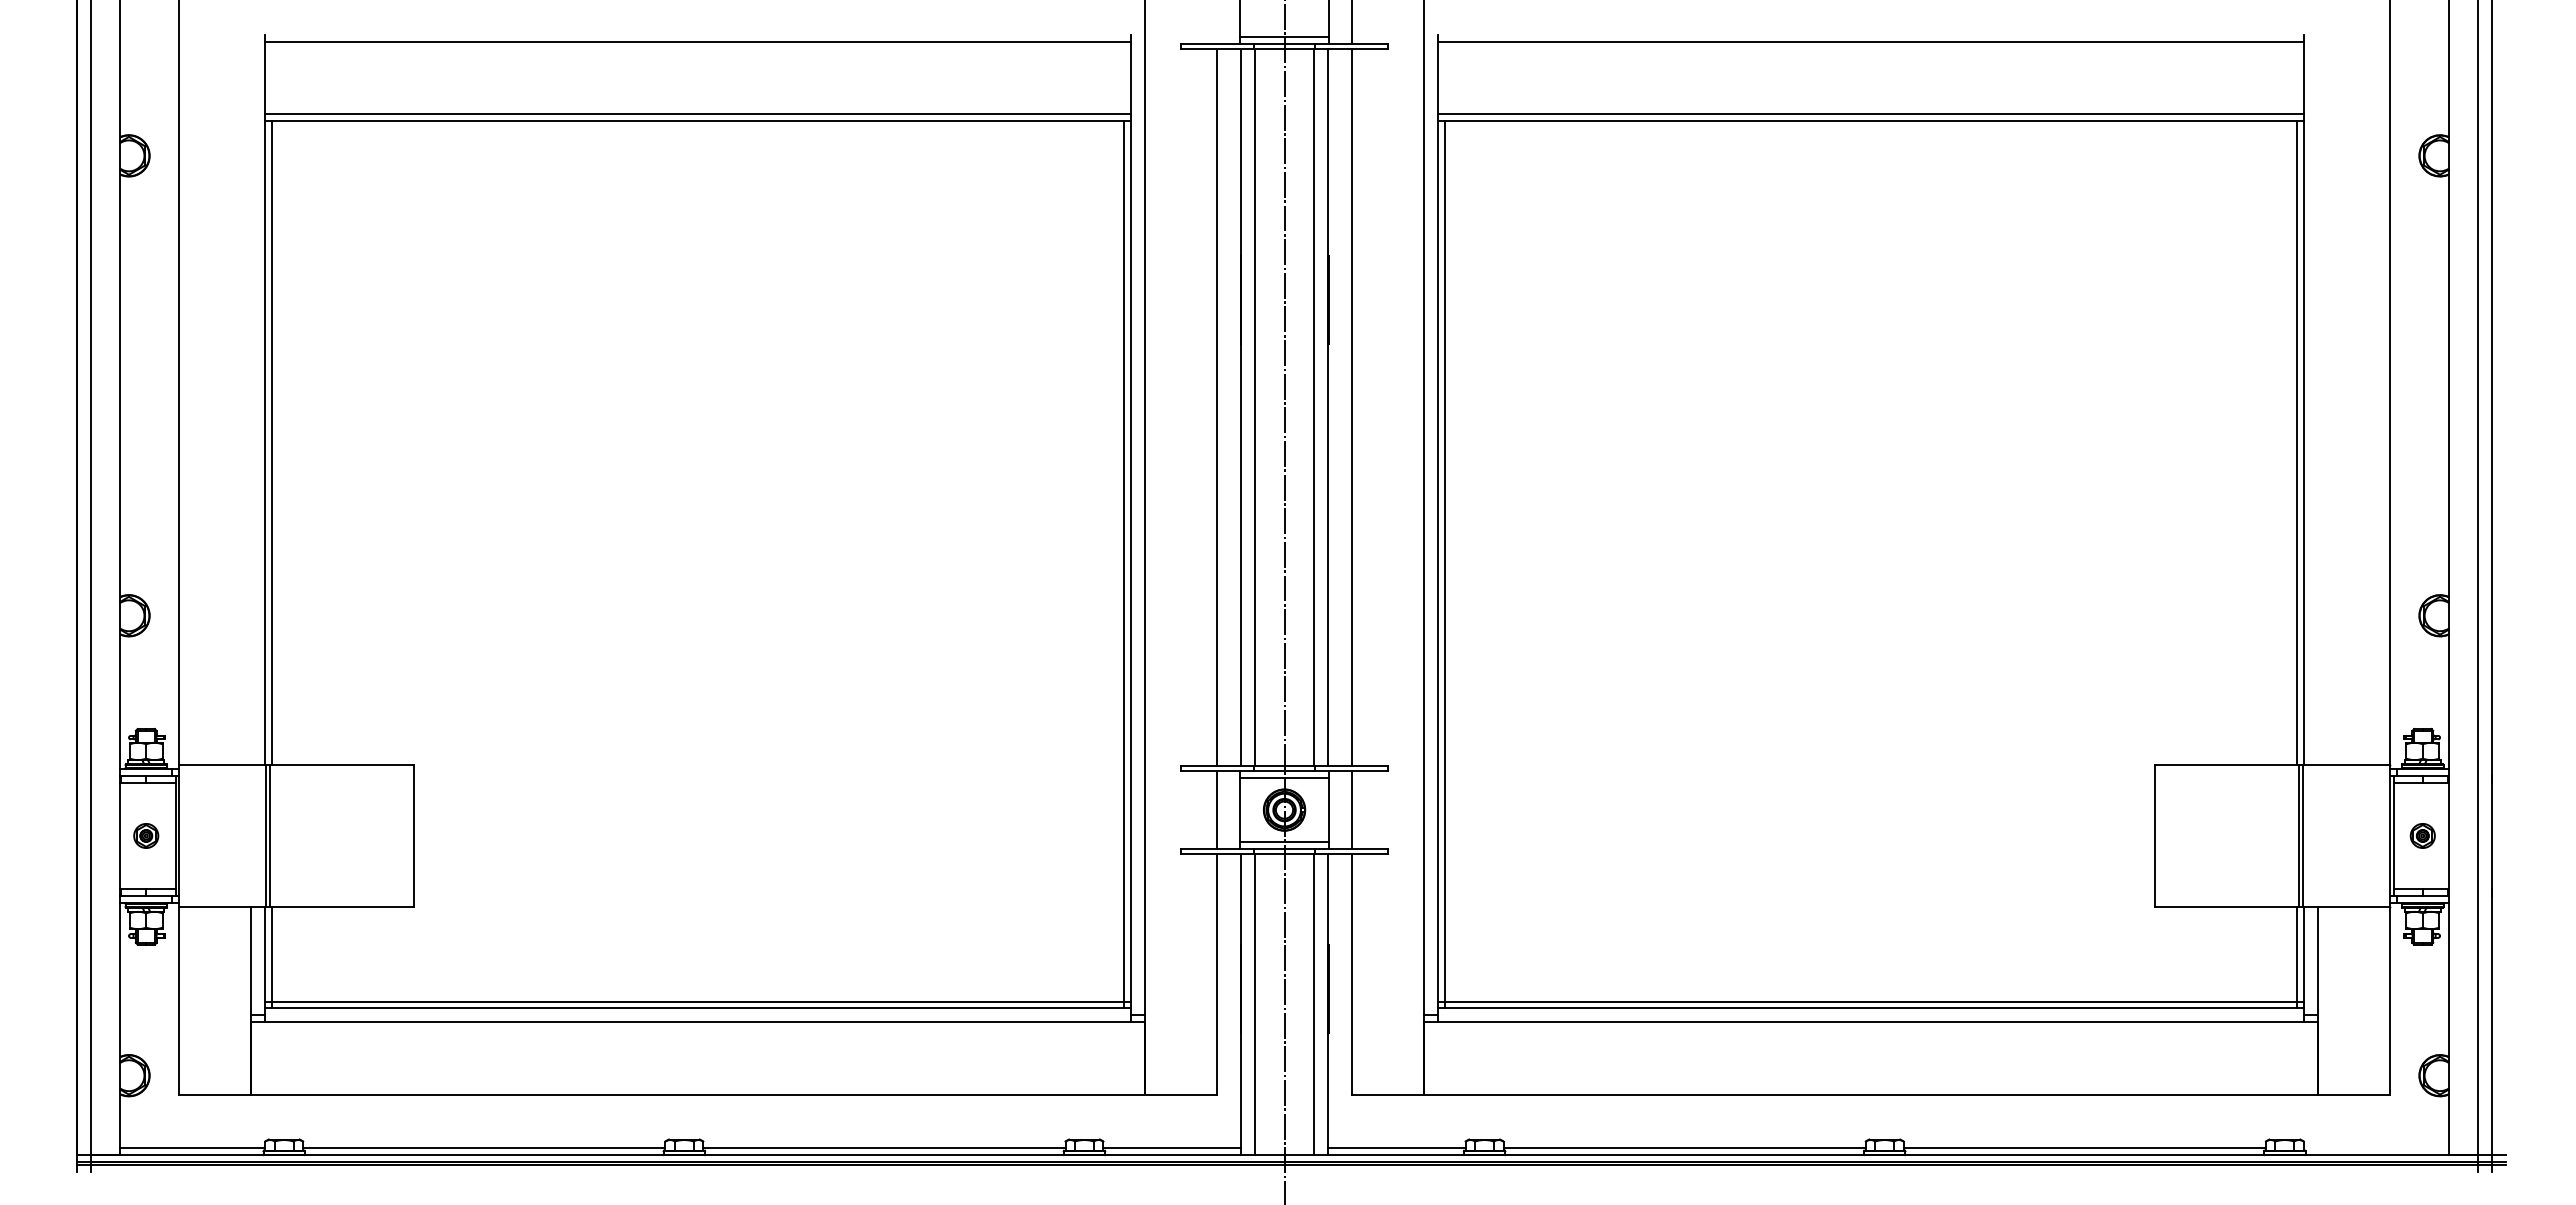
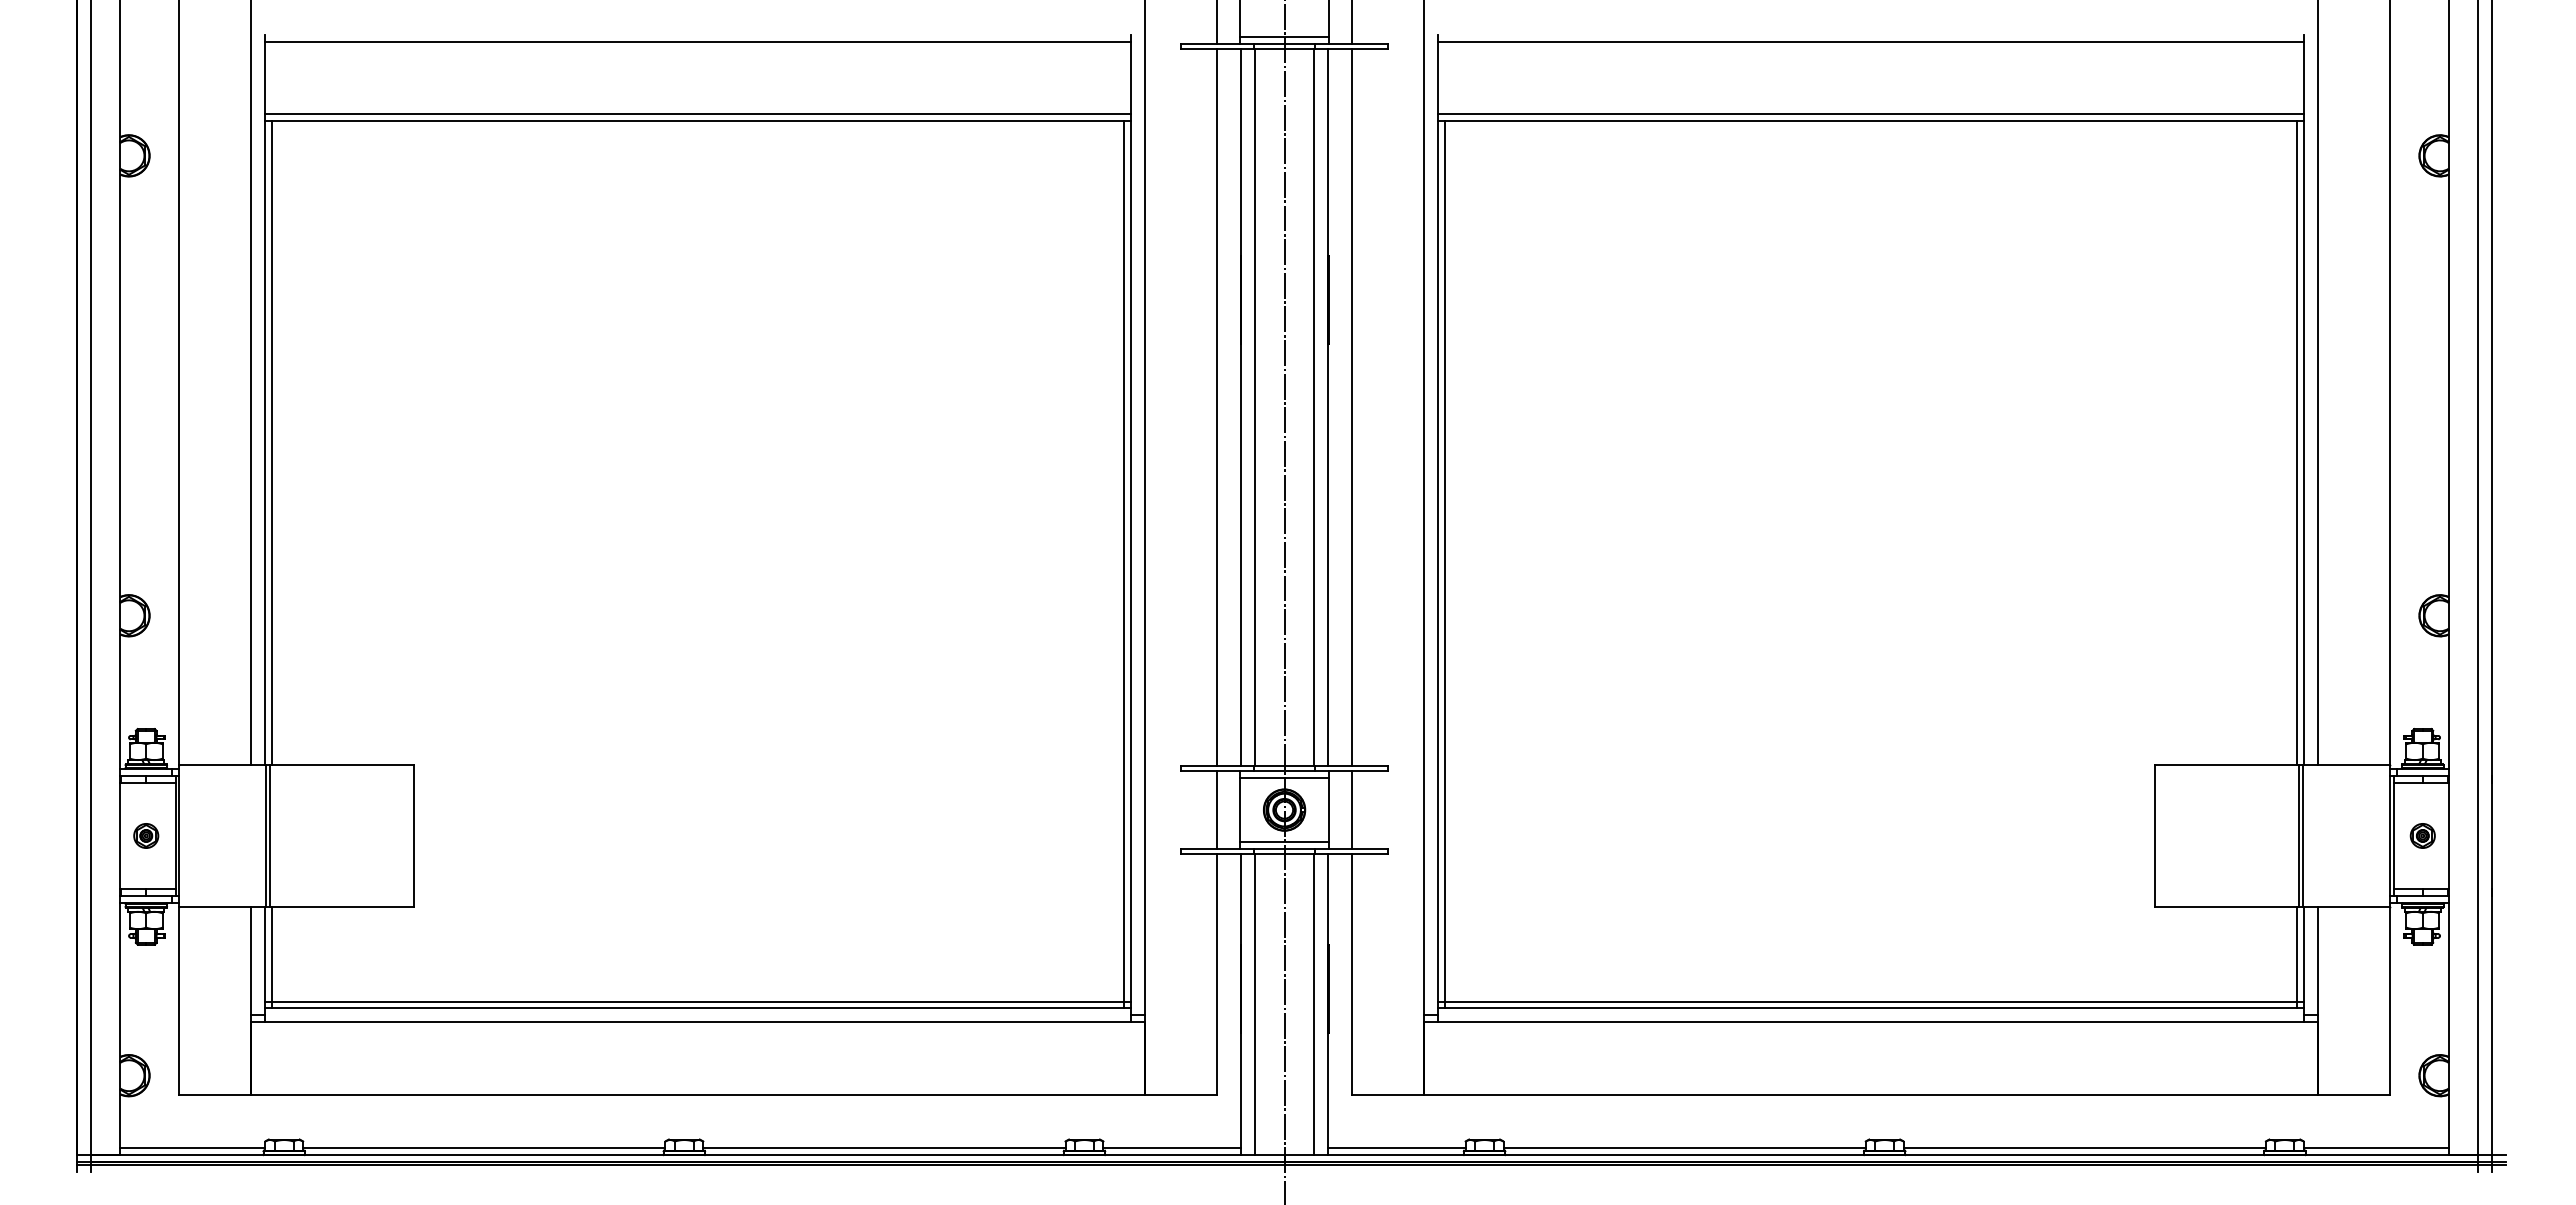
line: none -> present (1217, 23)
line: none -> present (251, 383)
line: none -> present (2317, 383)
line: none -> present (2375, 1148)
